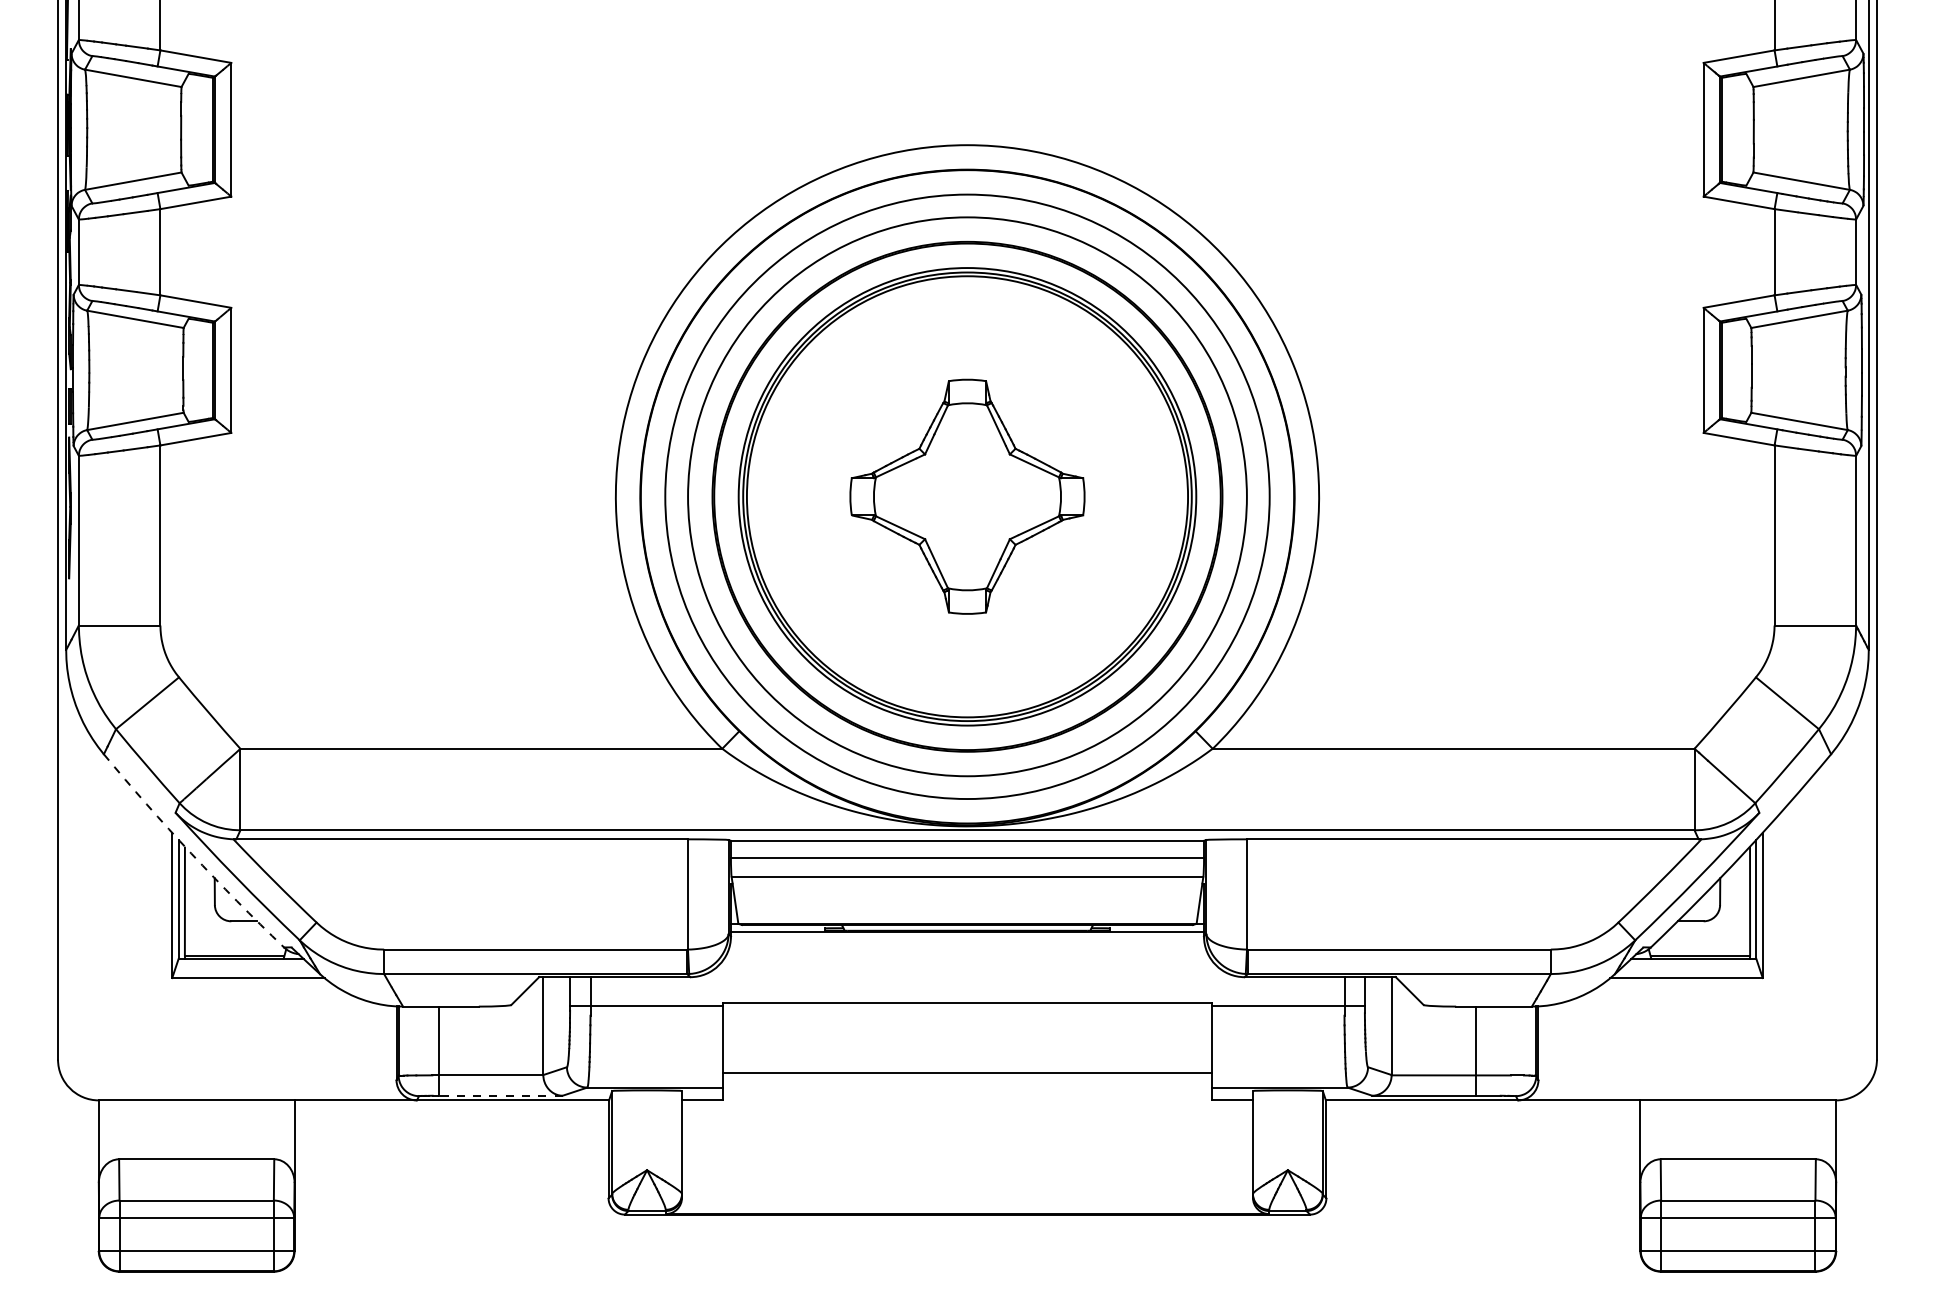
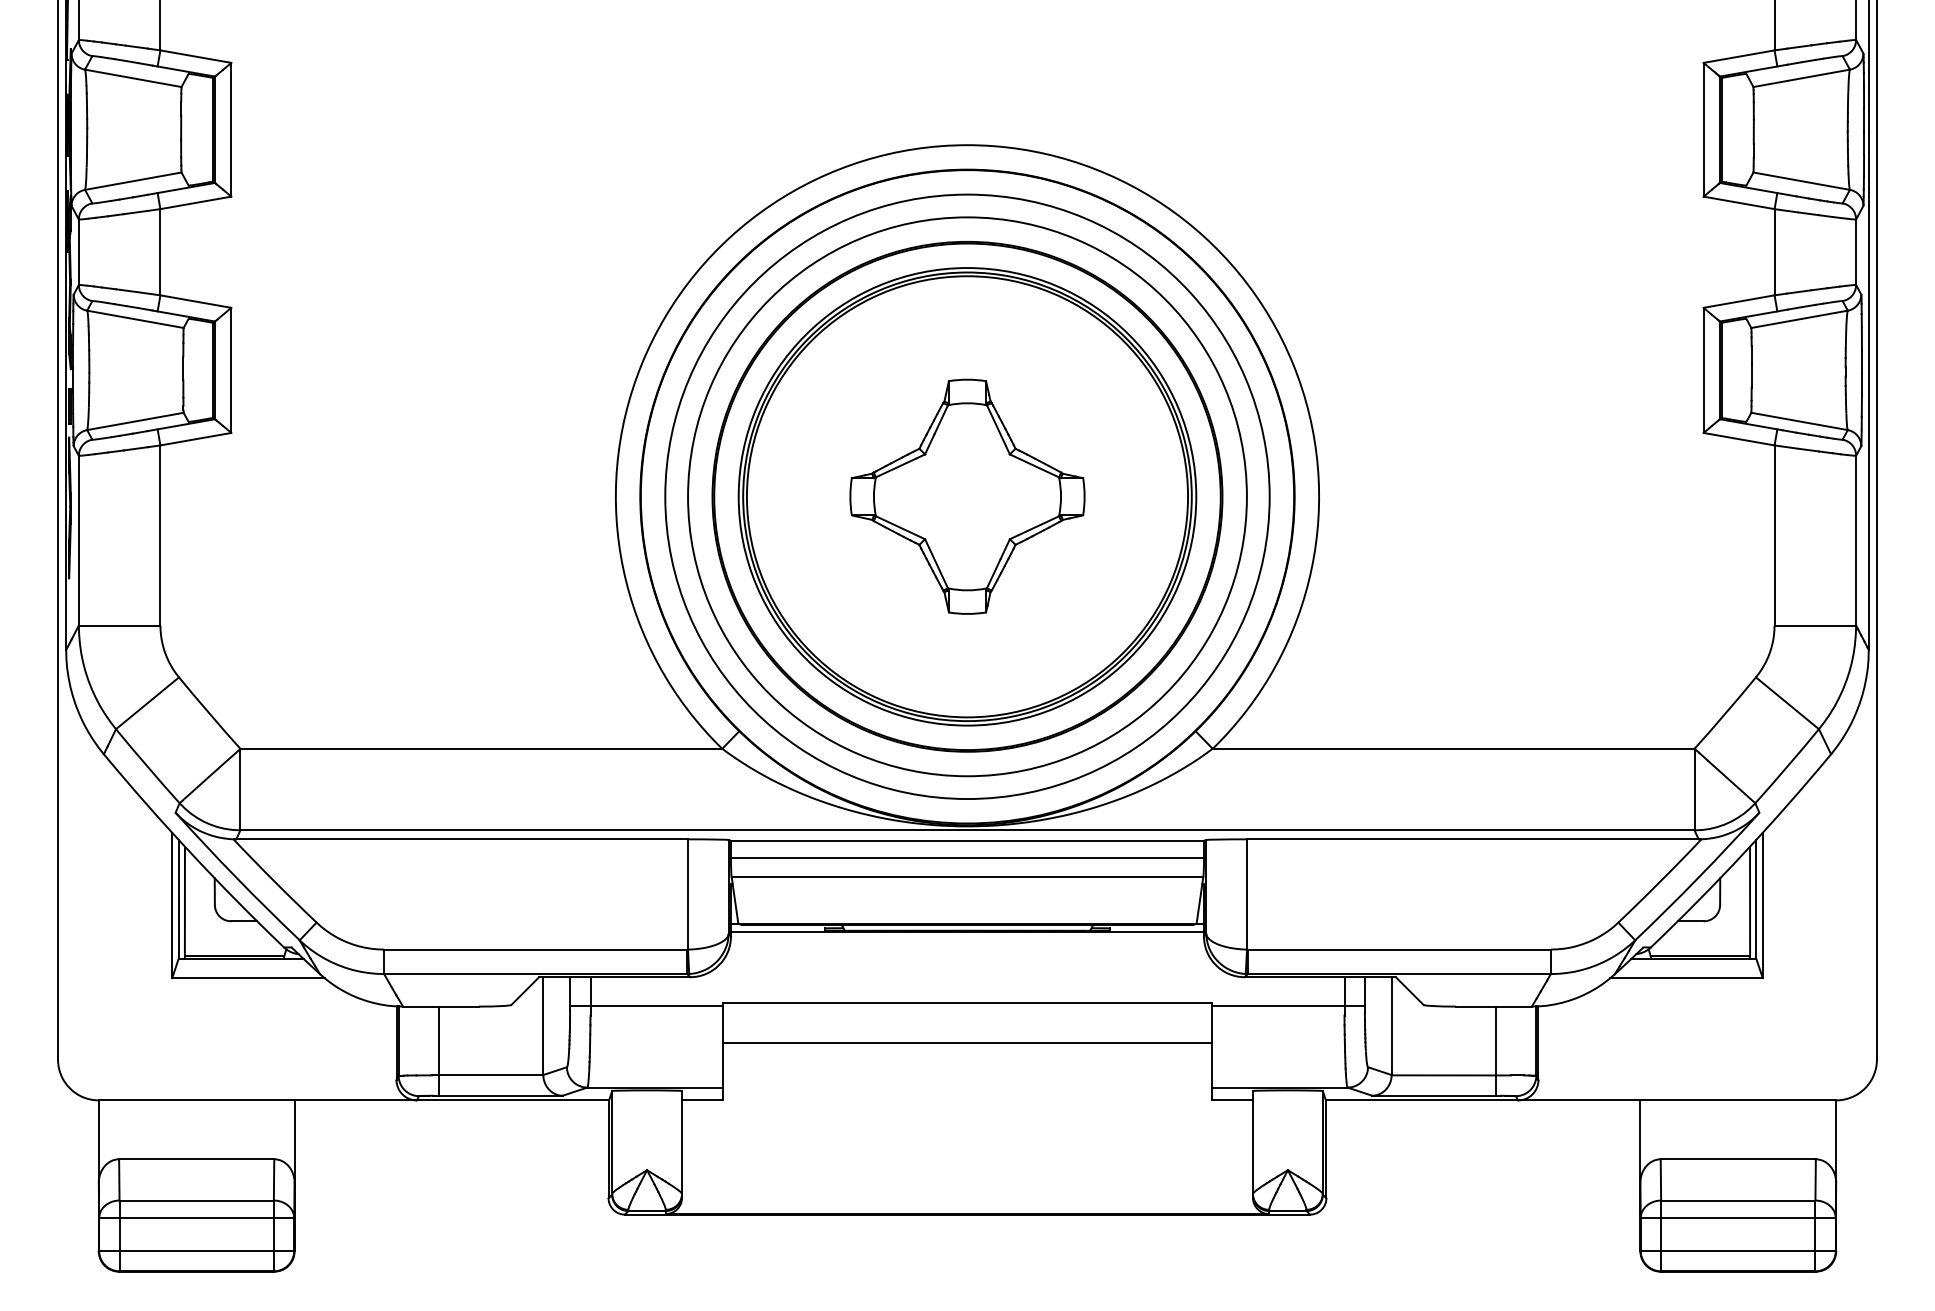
arc: dashed -> solid (191, 853)
line position: (1475, 1050) -> (1495, 1050) (1495, 1050)
line position: (967, 1073) -> (967, 1043) (967, 1043)
line: dashed -> solid (500, 1095)
